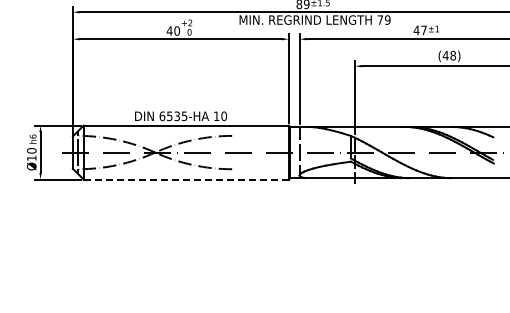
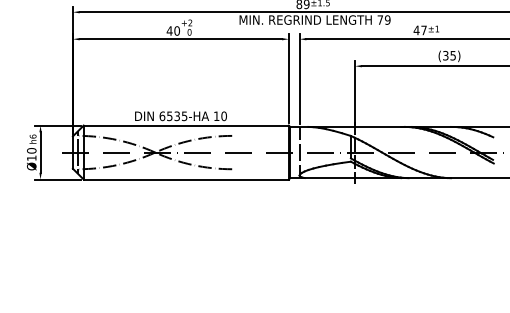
text: (48) -> (35) (449, 55)
line: dashed -> solid (186, 179)
